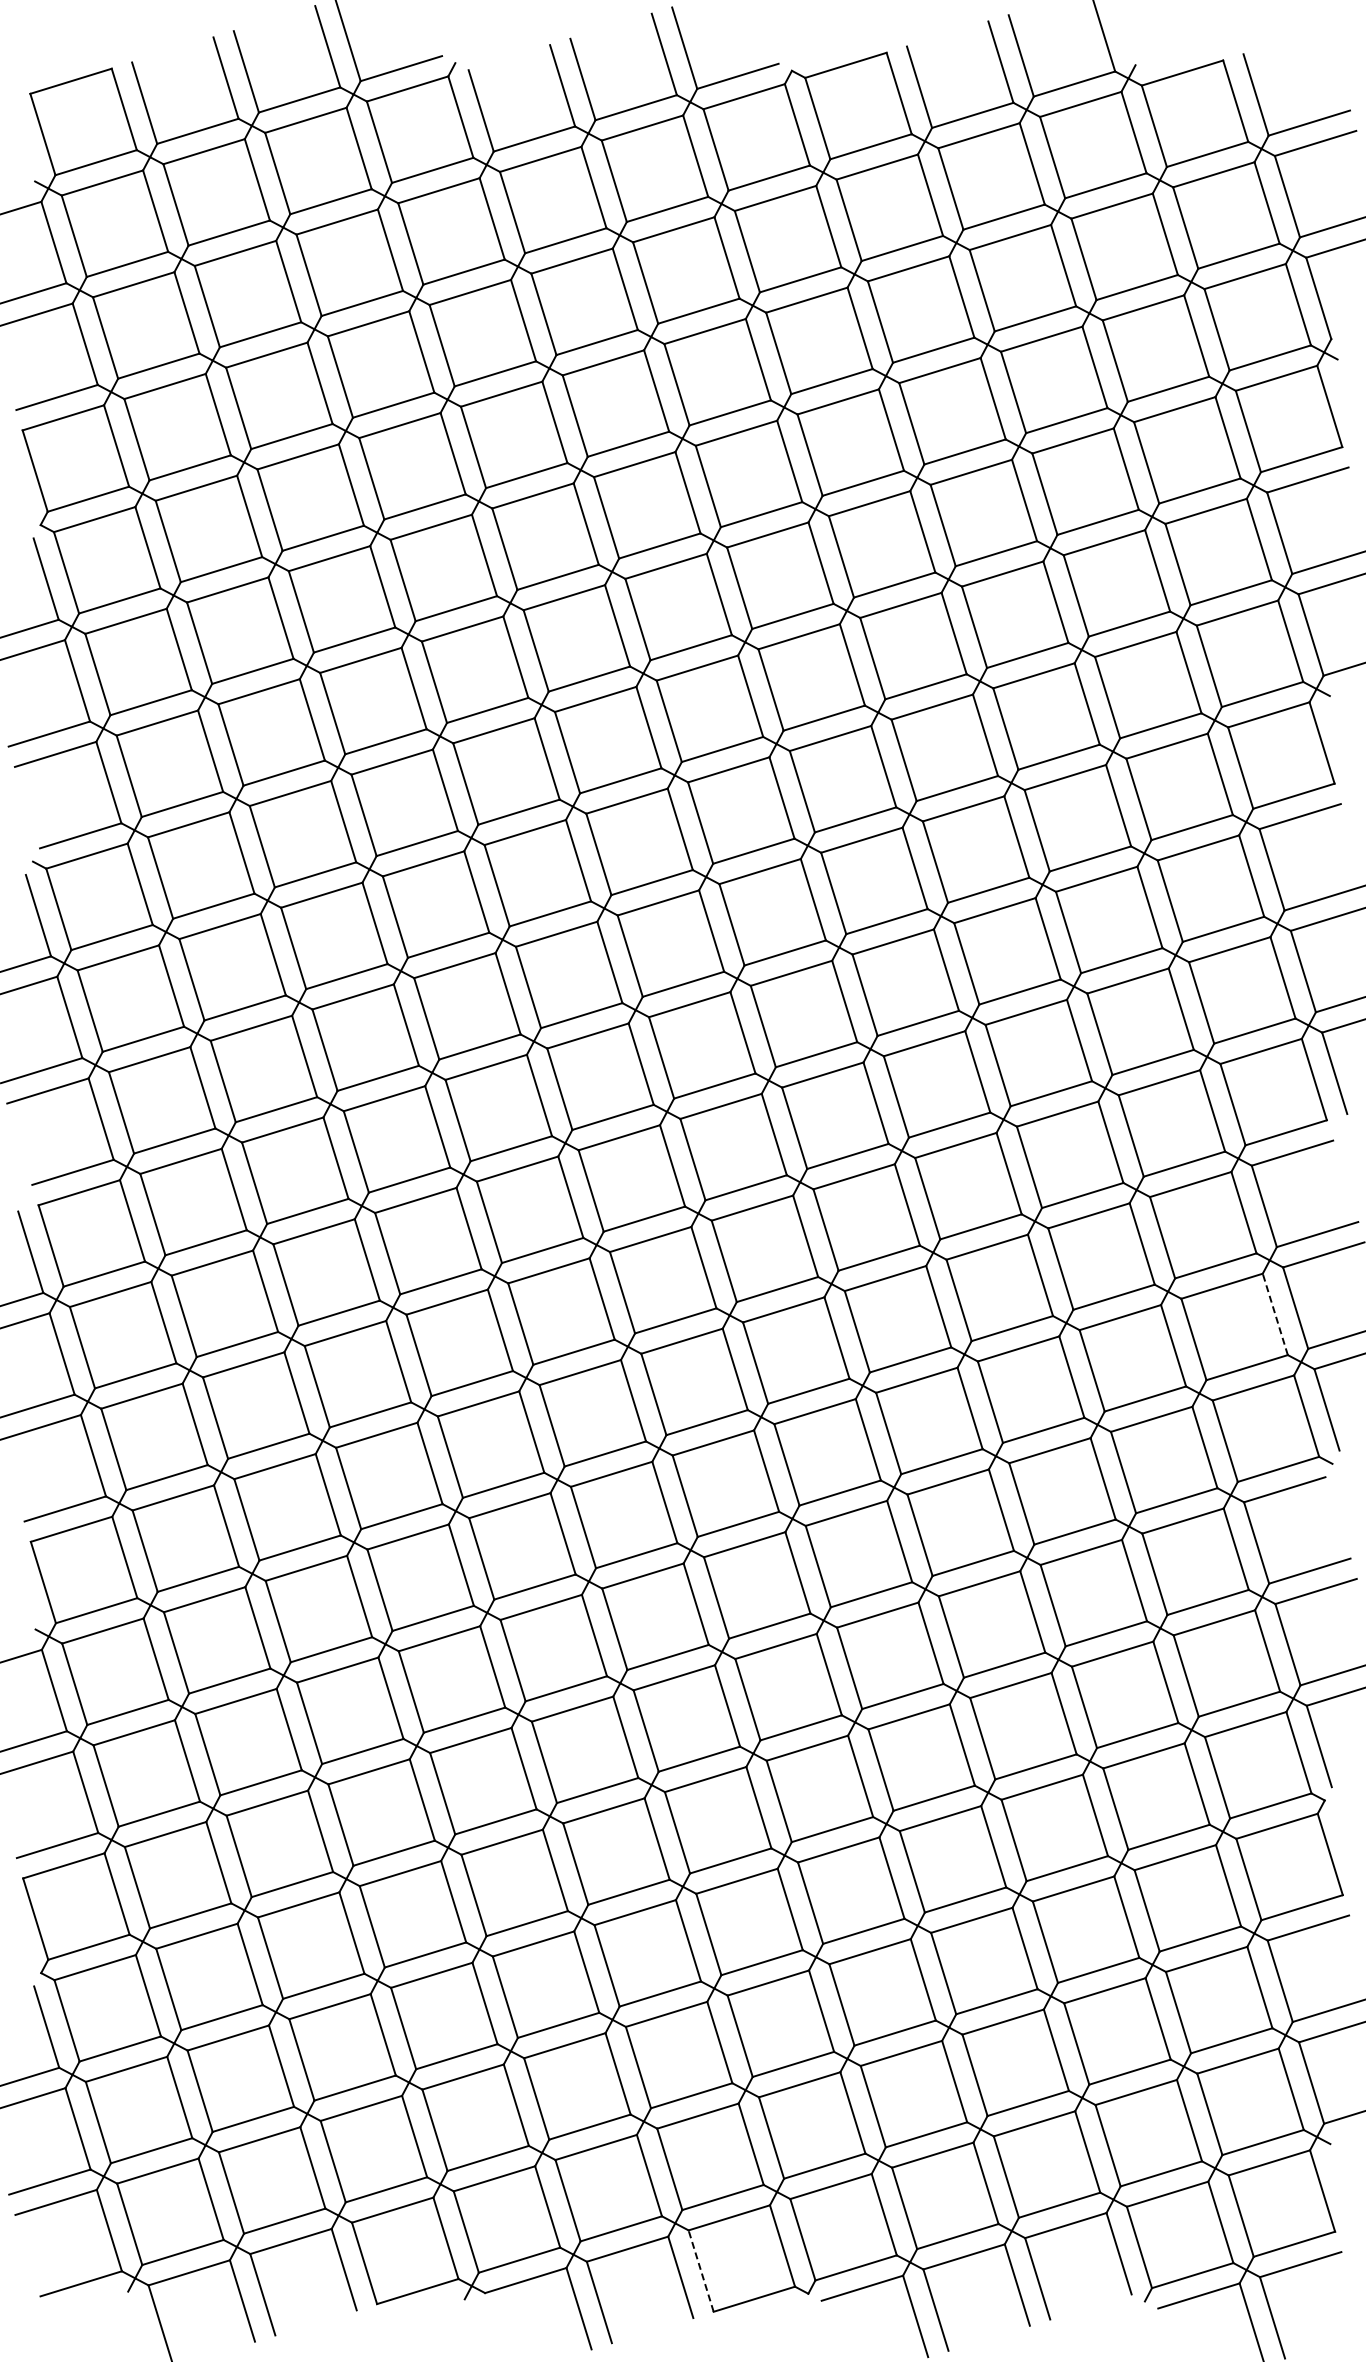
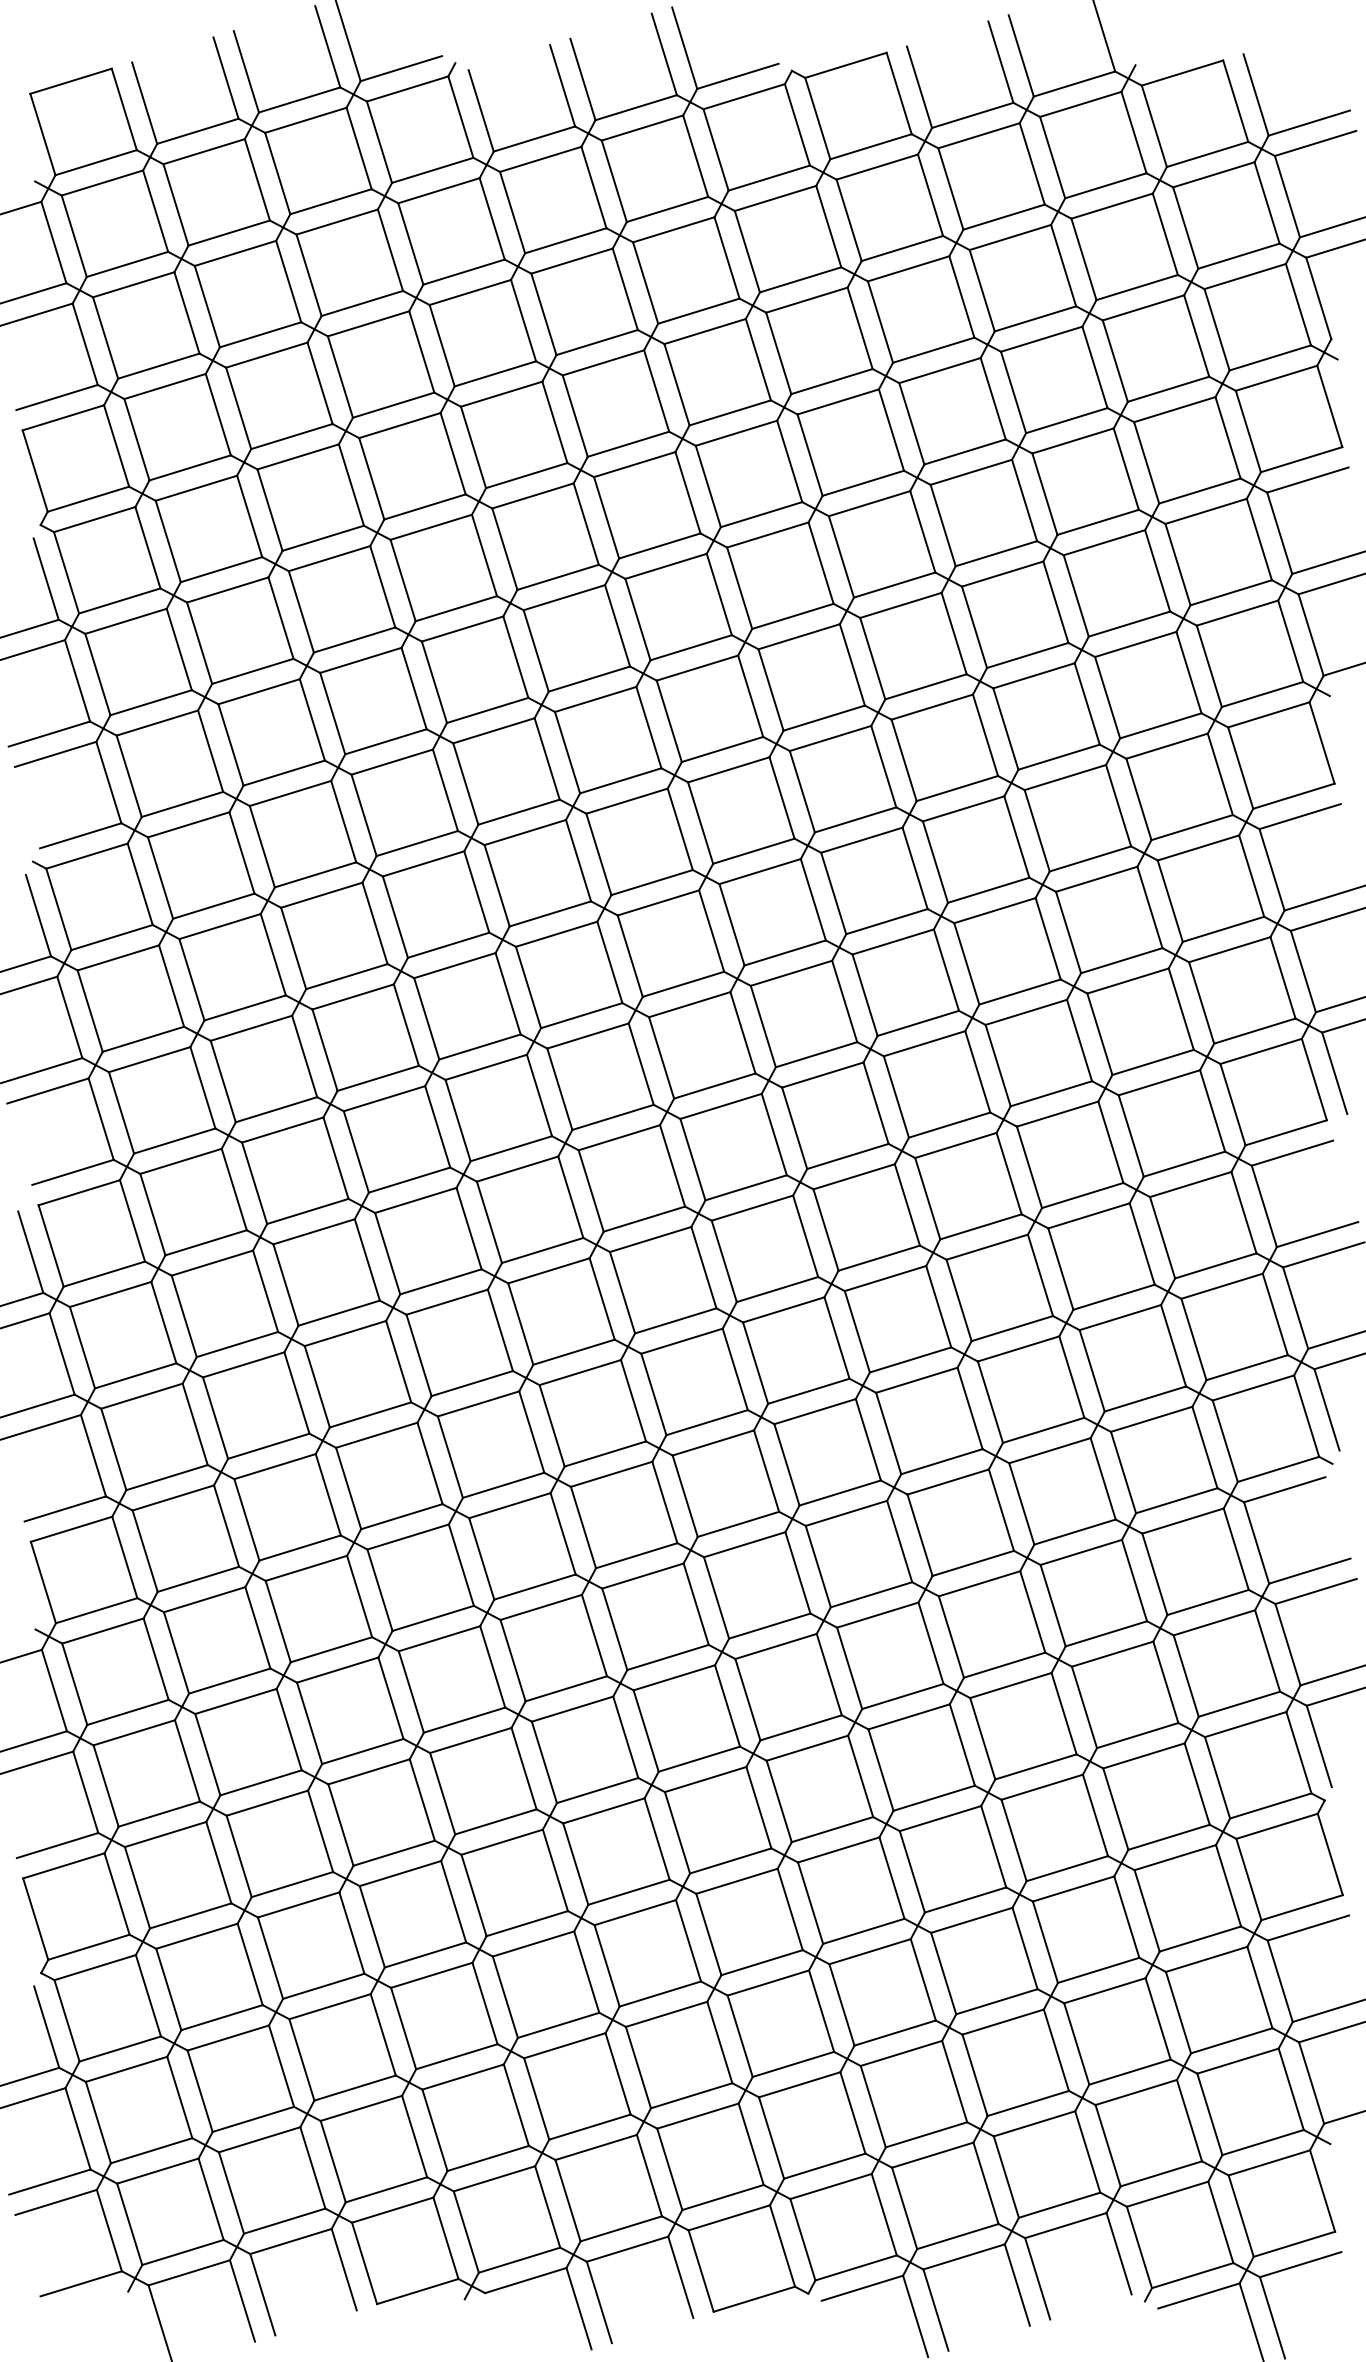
line: dashed -> solid (1275, 1314)
line: dashed -> solid (701, 2271)
